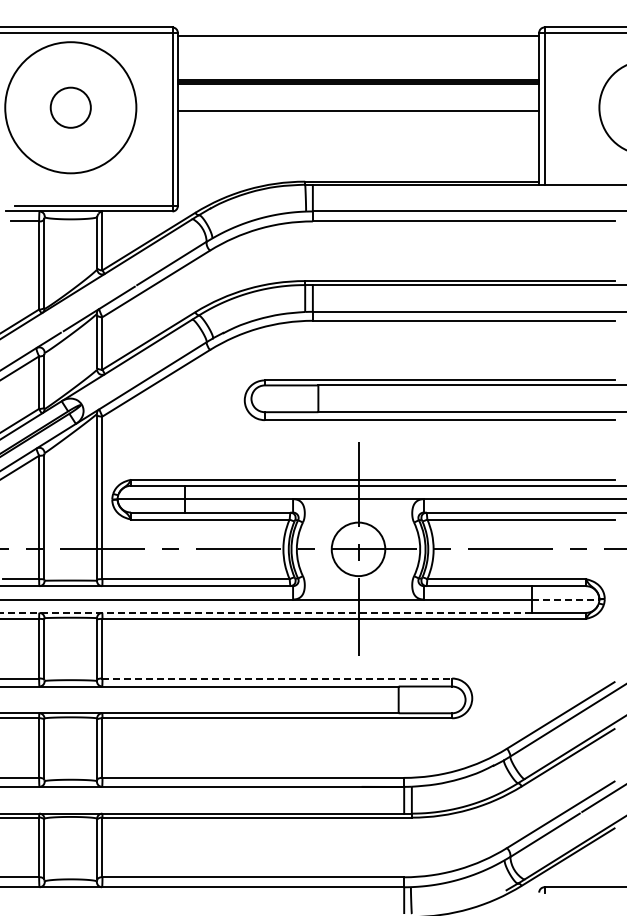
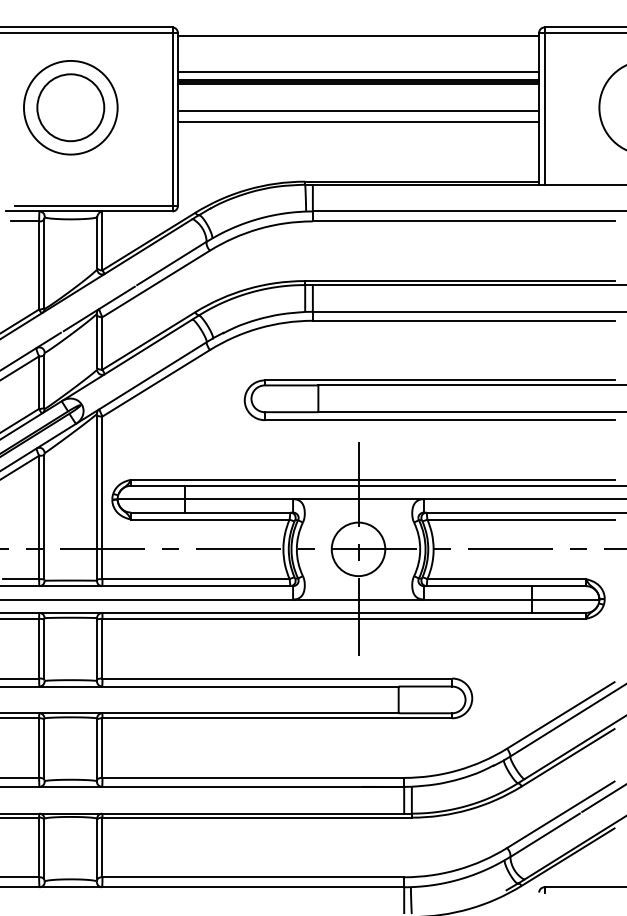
line: none -> present (358, 72)
circle diameter: 131 px -> 94 px (70, 107)
circle diameter: 40 px -> 67 px (70, 107)
line: none -> present (358, 122)
line: dashed -> solid (566, 599)
line: dashed -> solid (266, 612)
line: dashed -> solid (277, 678)
